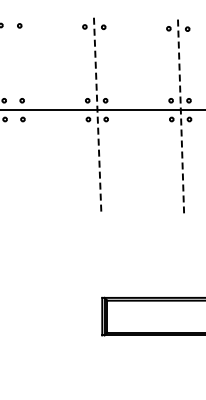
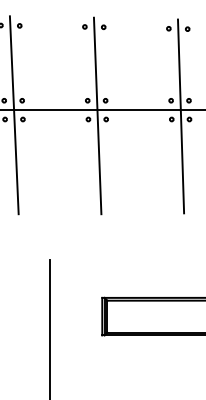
line: none -> present (13, 115)
line: dashed -> solid (97, 116)
line: dashed -> solid (181, 116)
line: none -> present (49, 328)
